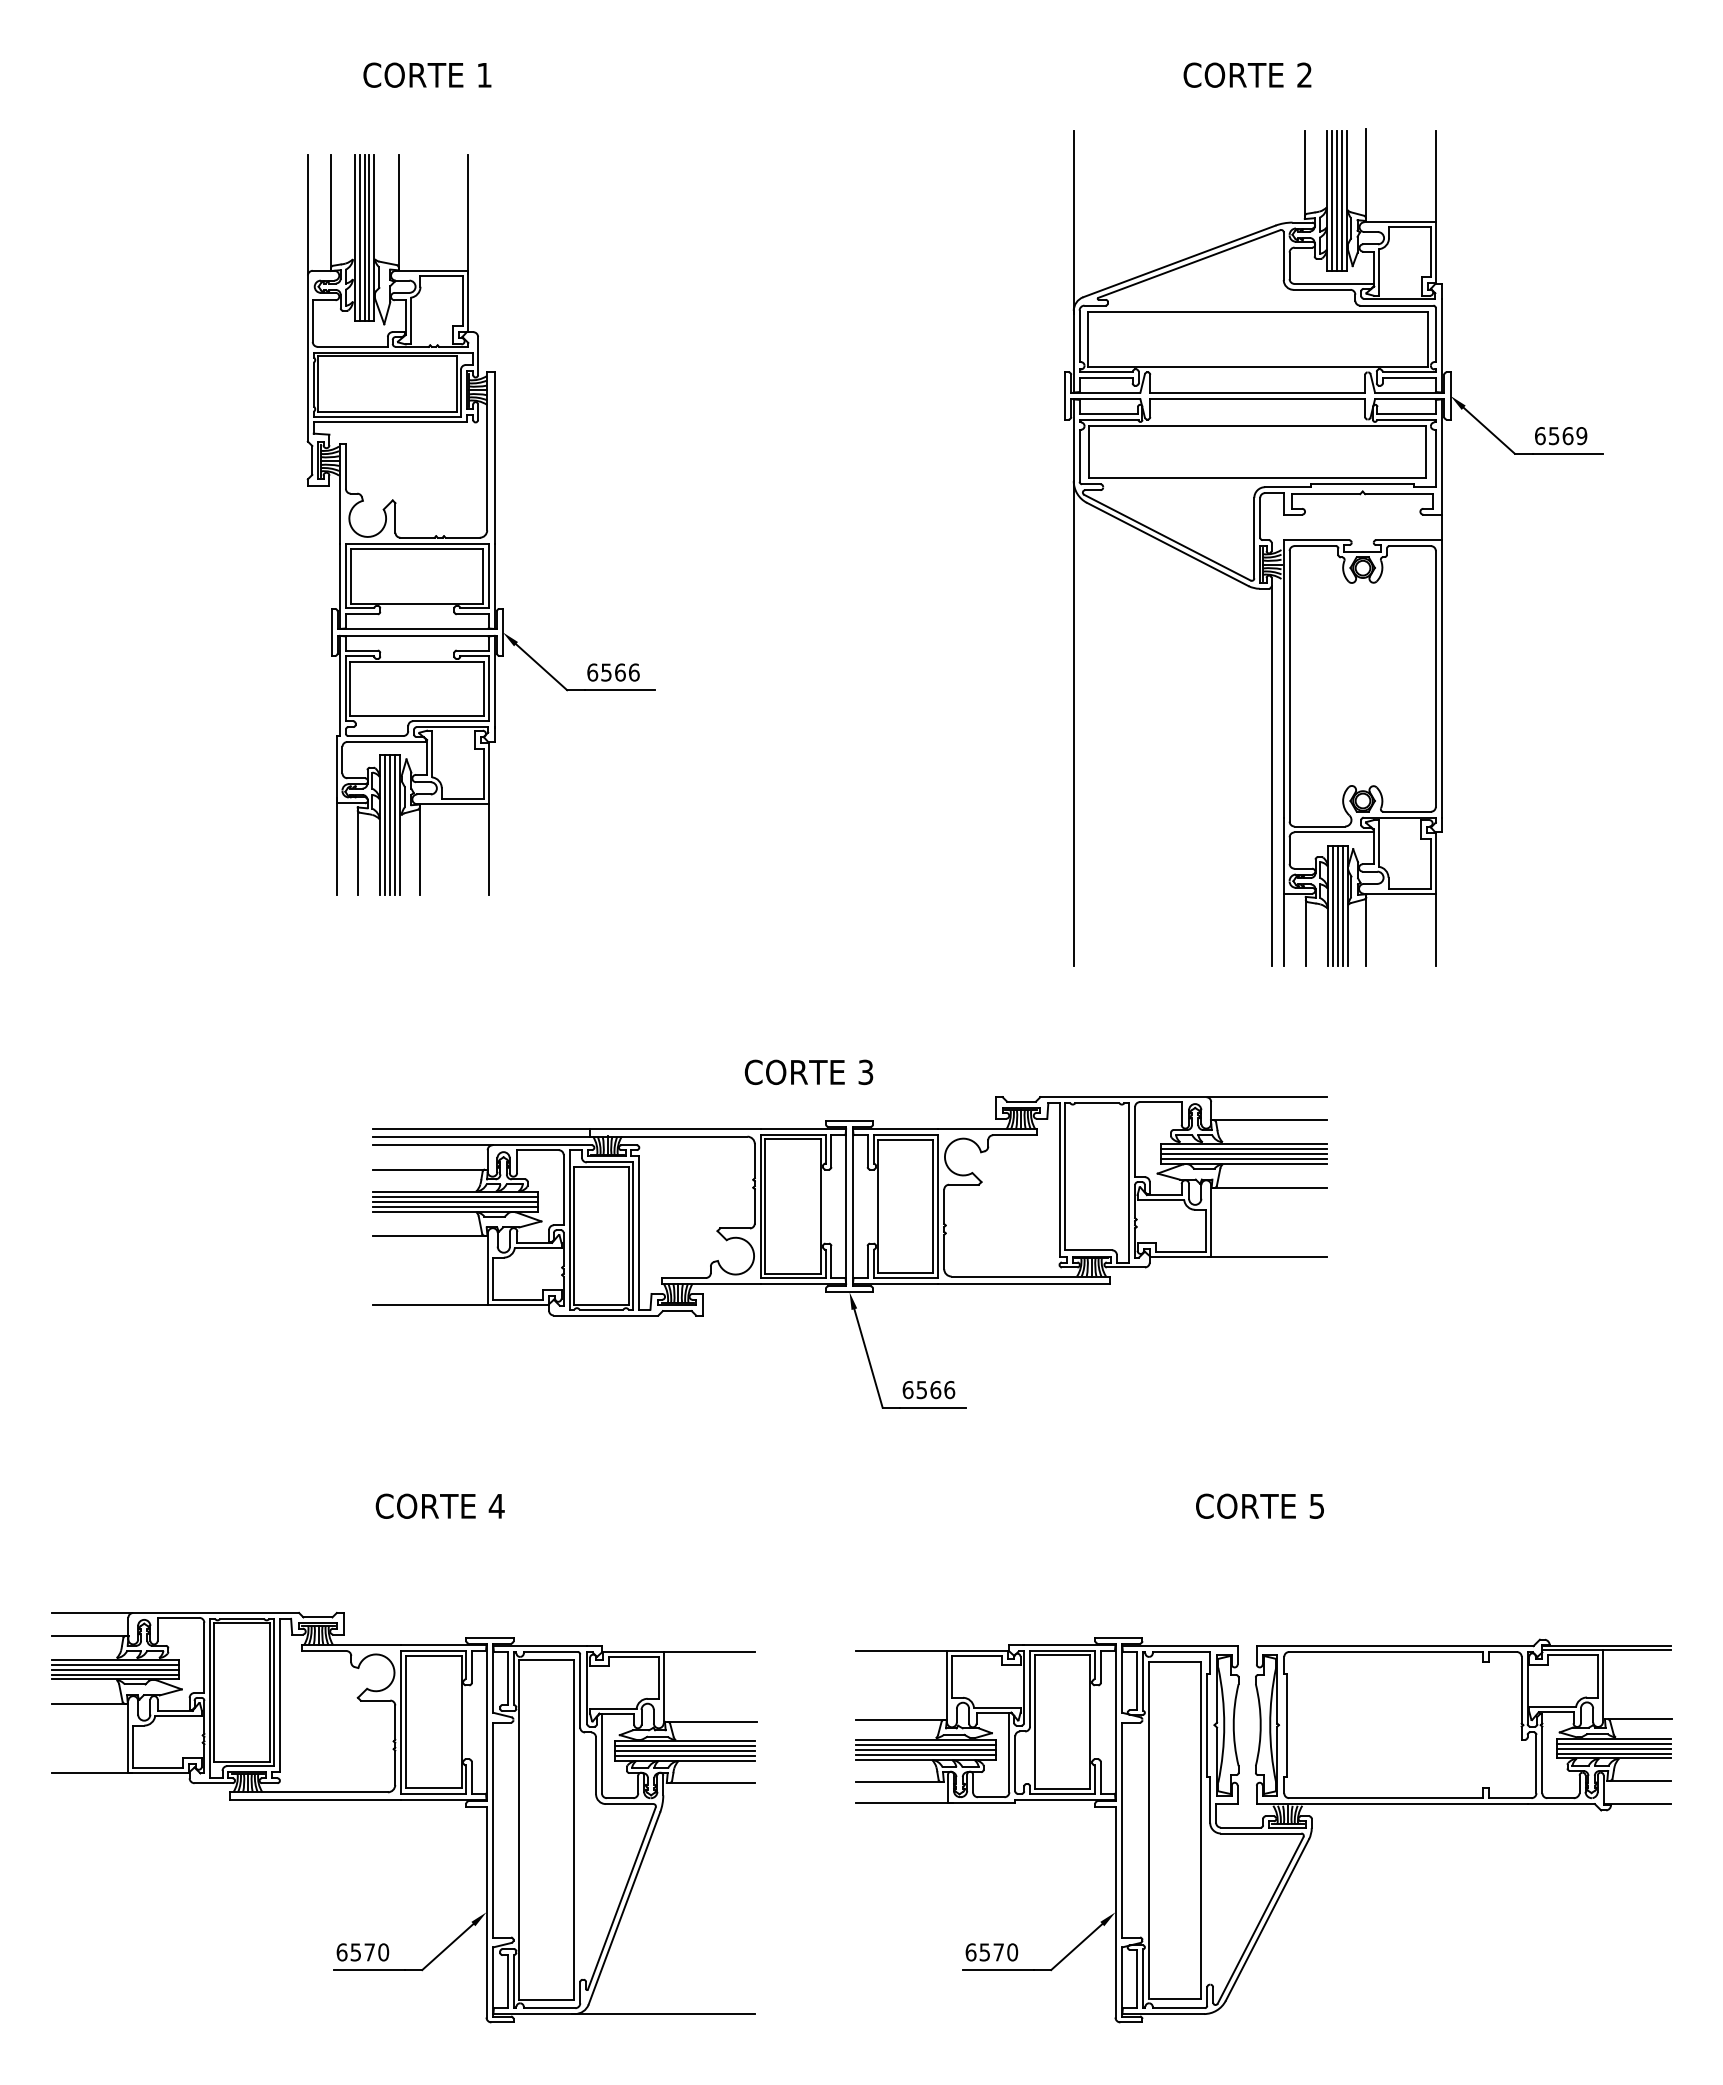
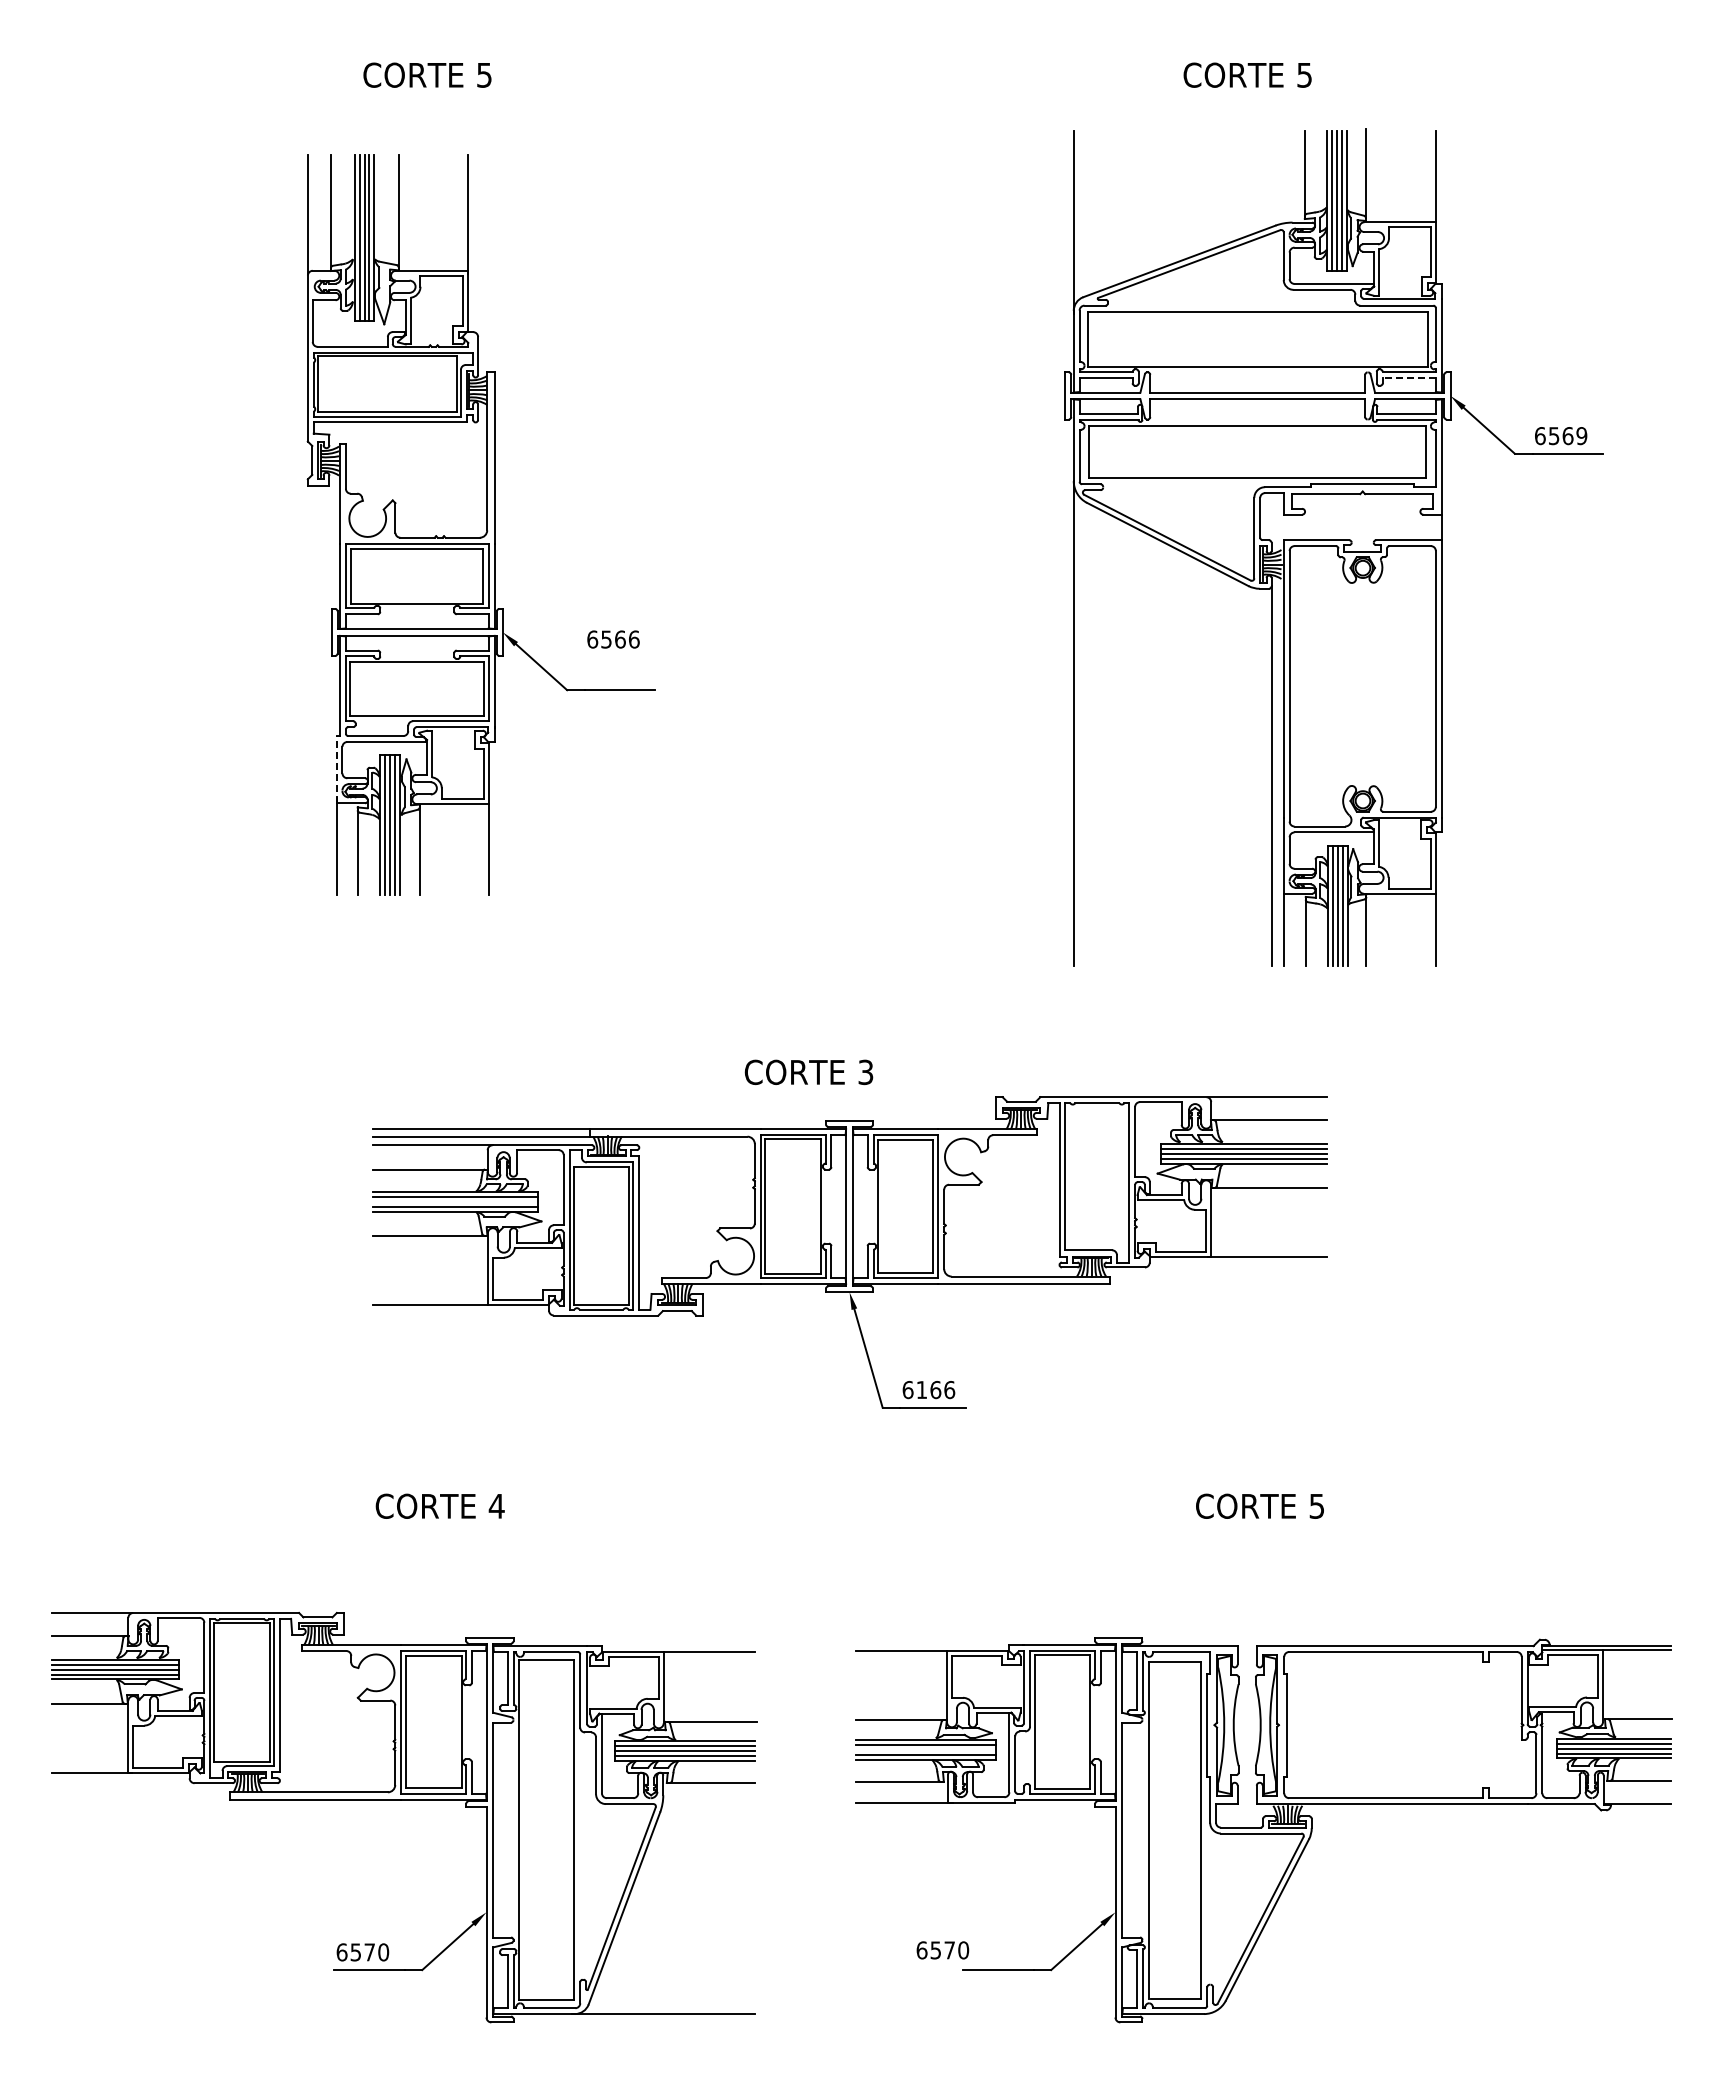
text: 2 -> 5 (1304, 74)
text: 1 -> 5 (484, 75)
line: solid -> dashed (1409, 377)
text position: (613, 672) -> (613, 639) (613, 639)
line: solid -> dashed (336, 769)
line: present -> none (455, 1201)
text: 6566 -> 6166 (921, 1390)
line: present -> none (925, 1749)
text position: (991, 1952) -> (942, 1950) (942, 1950)
